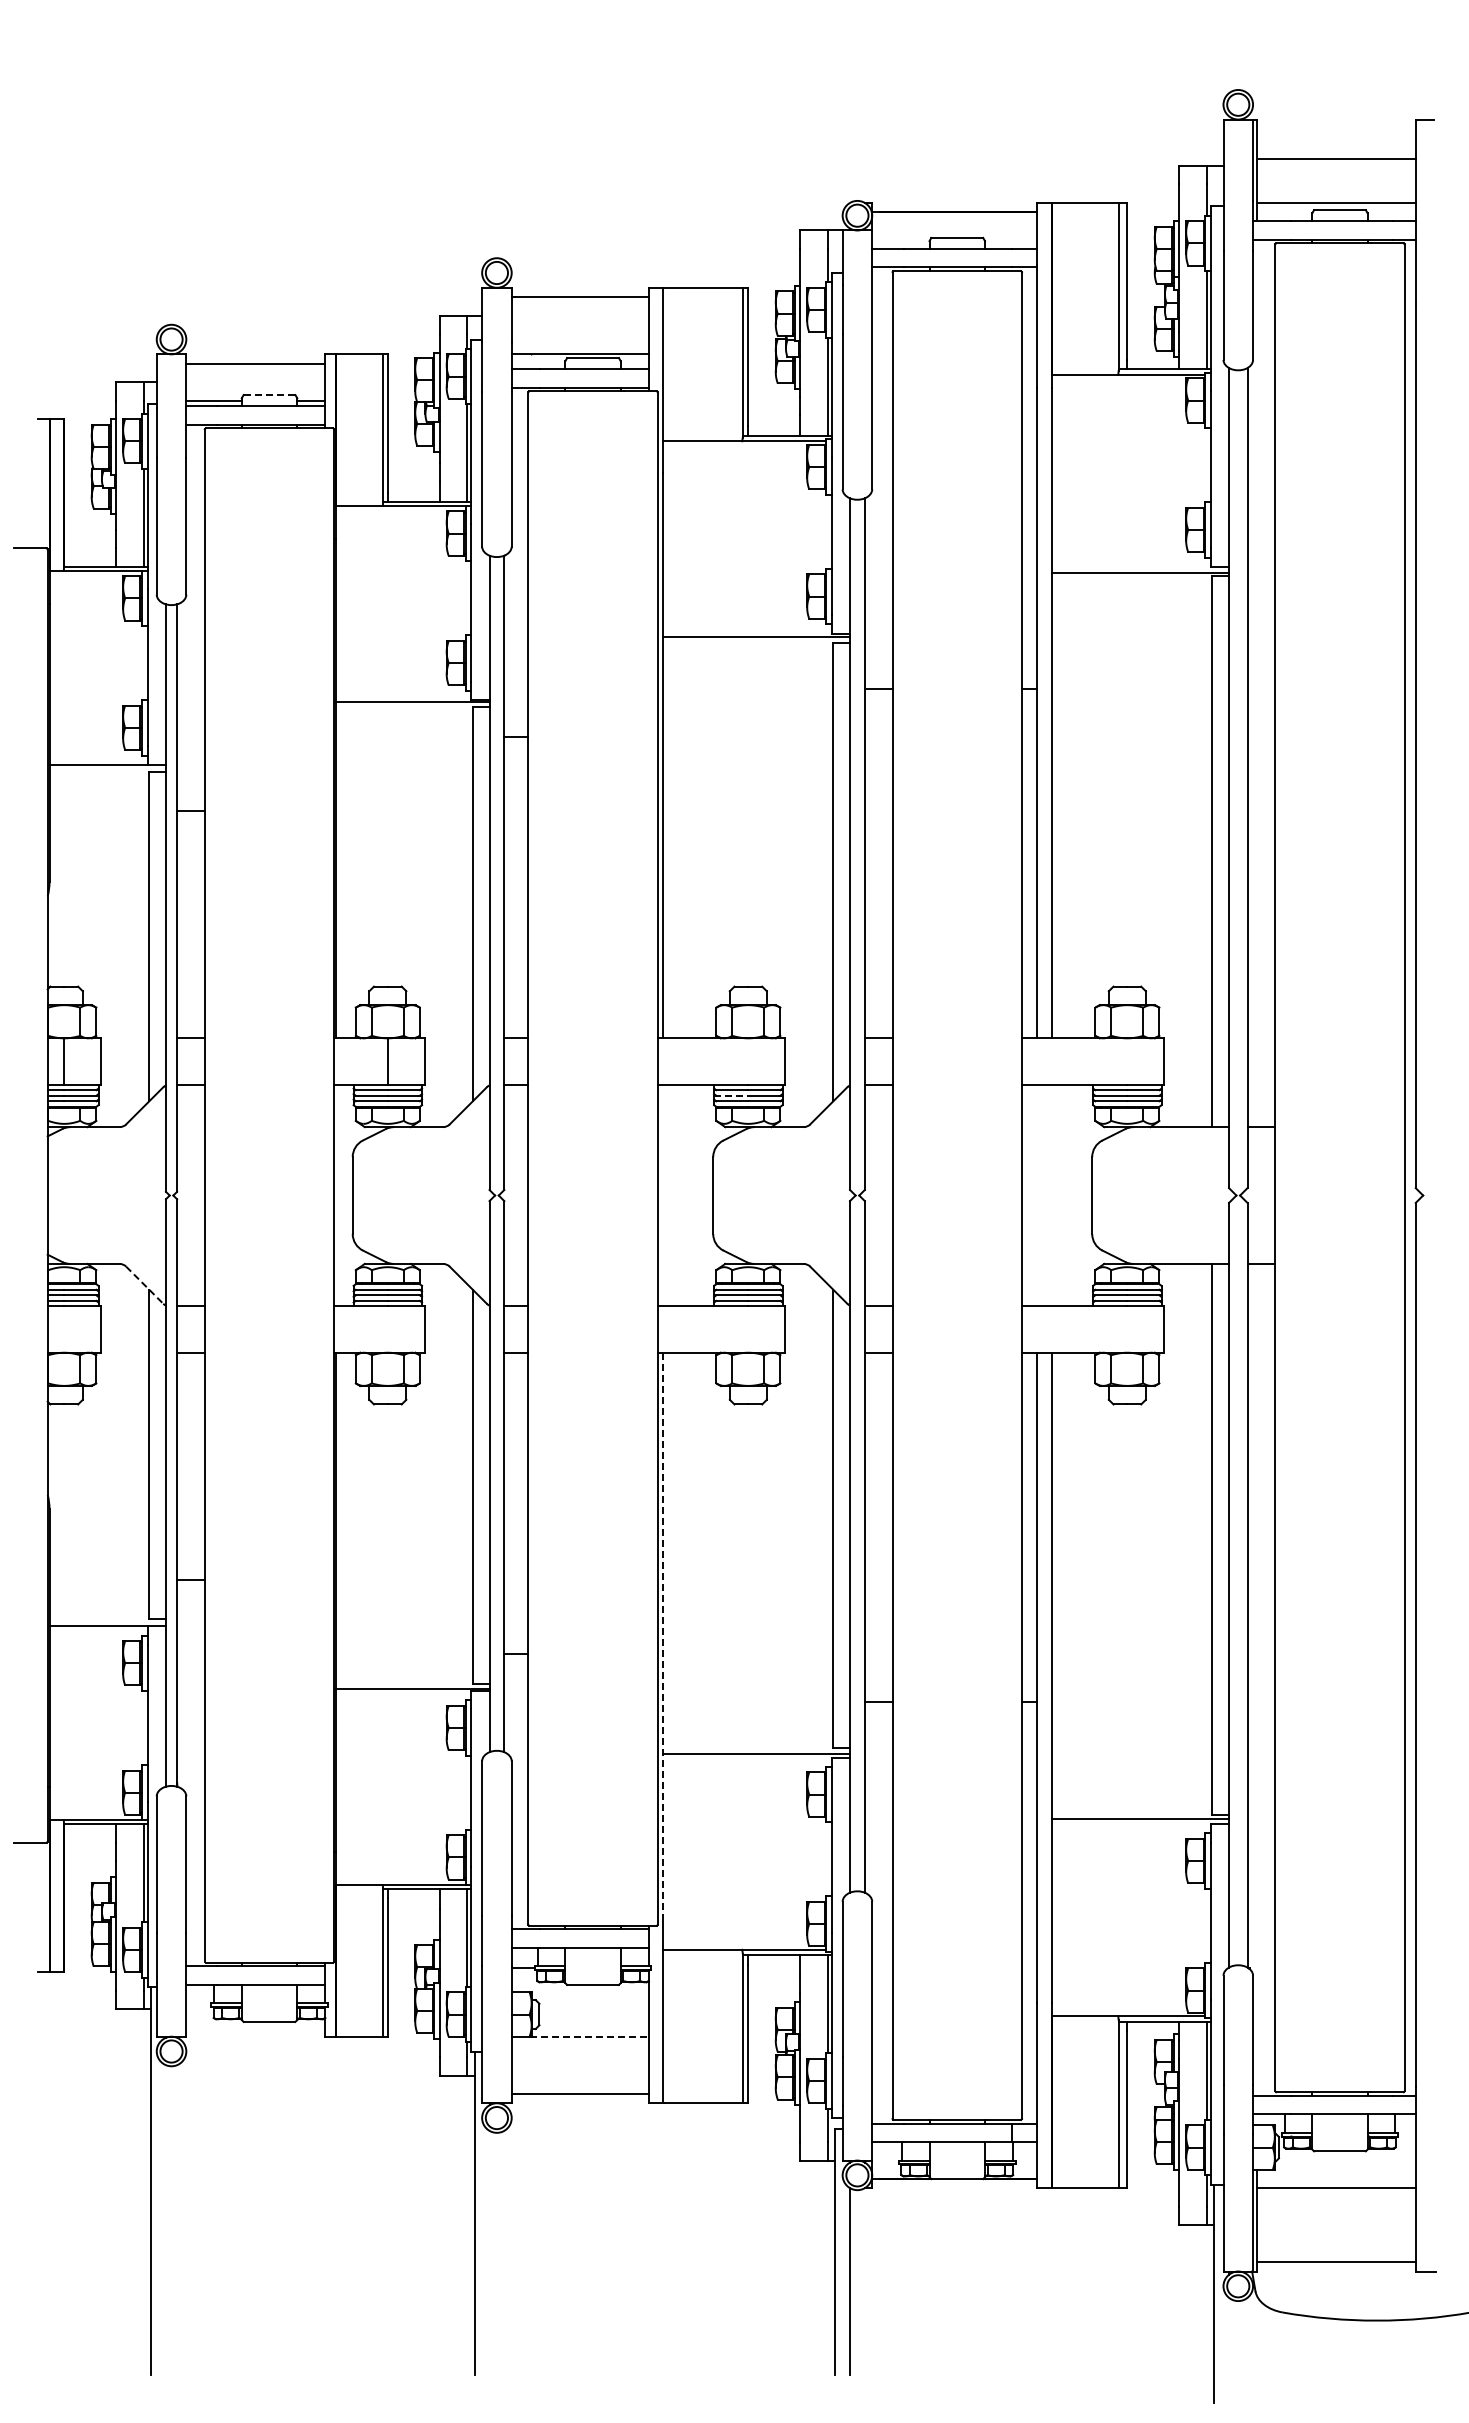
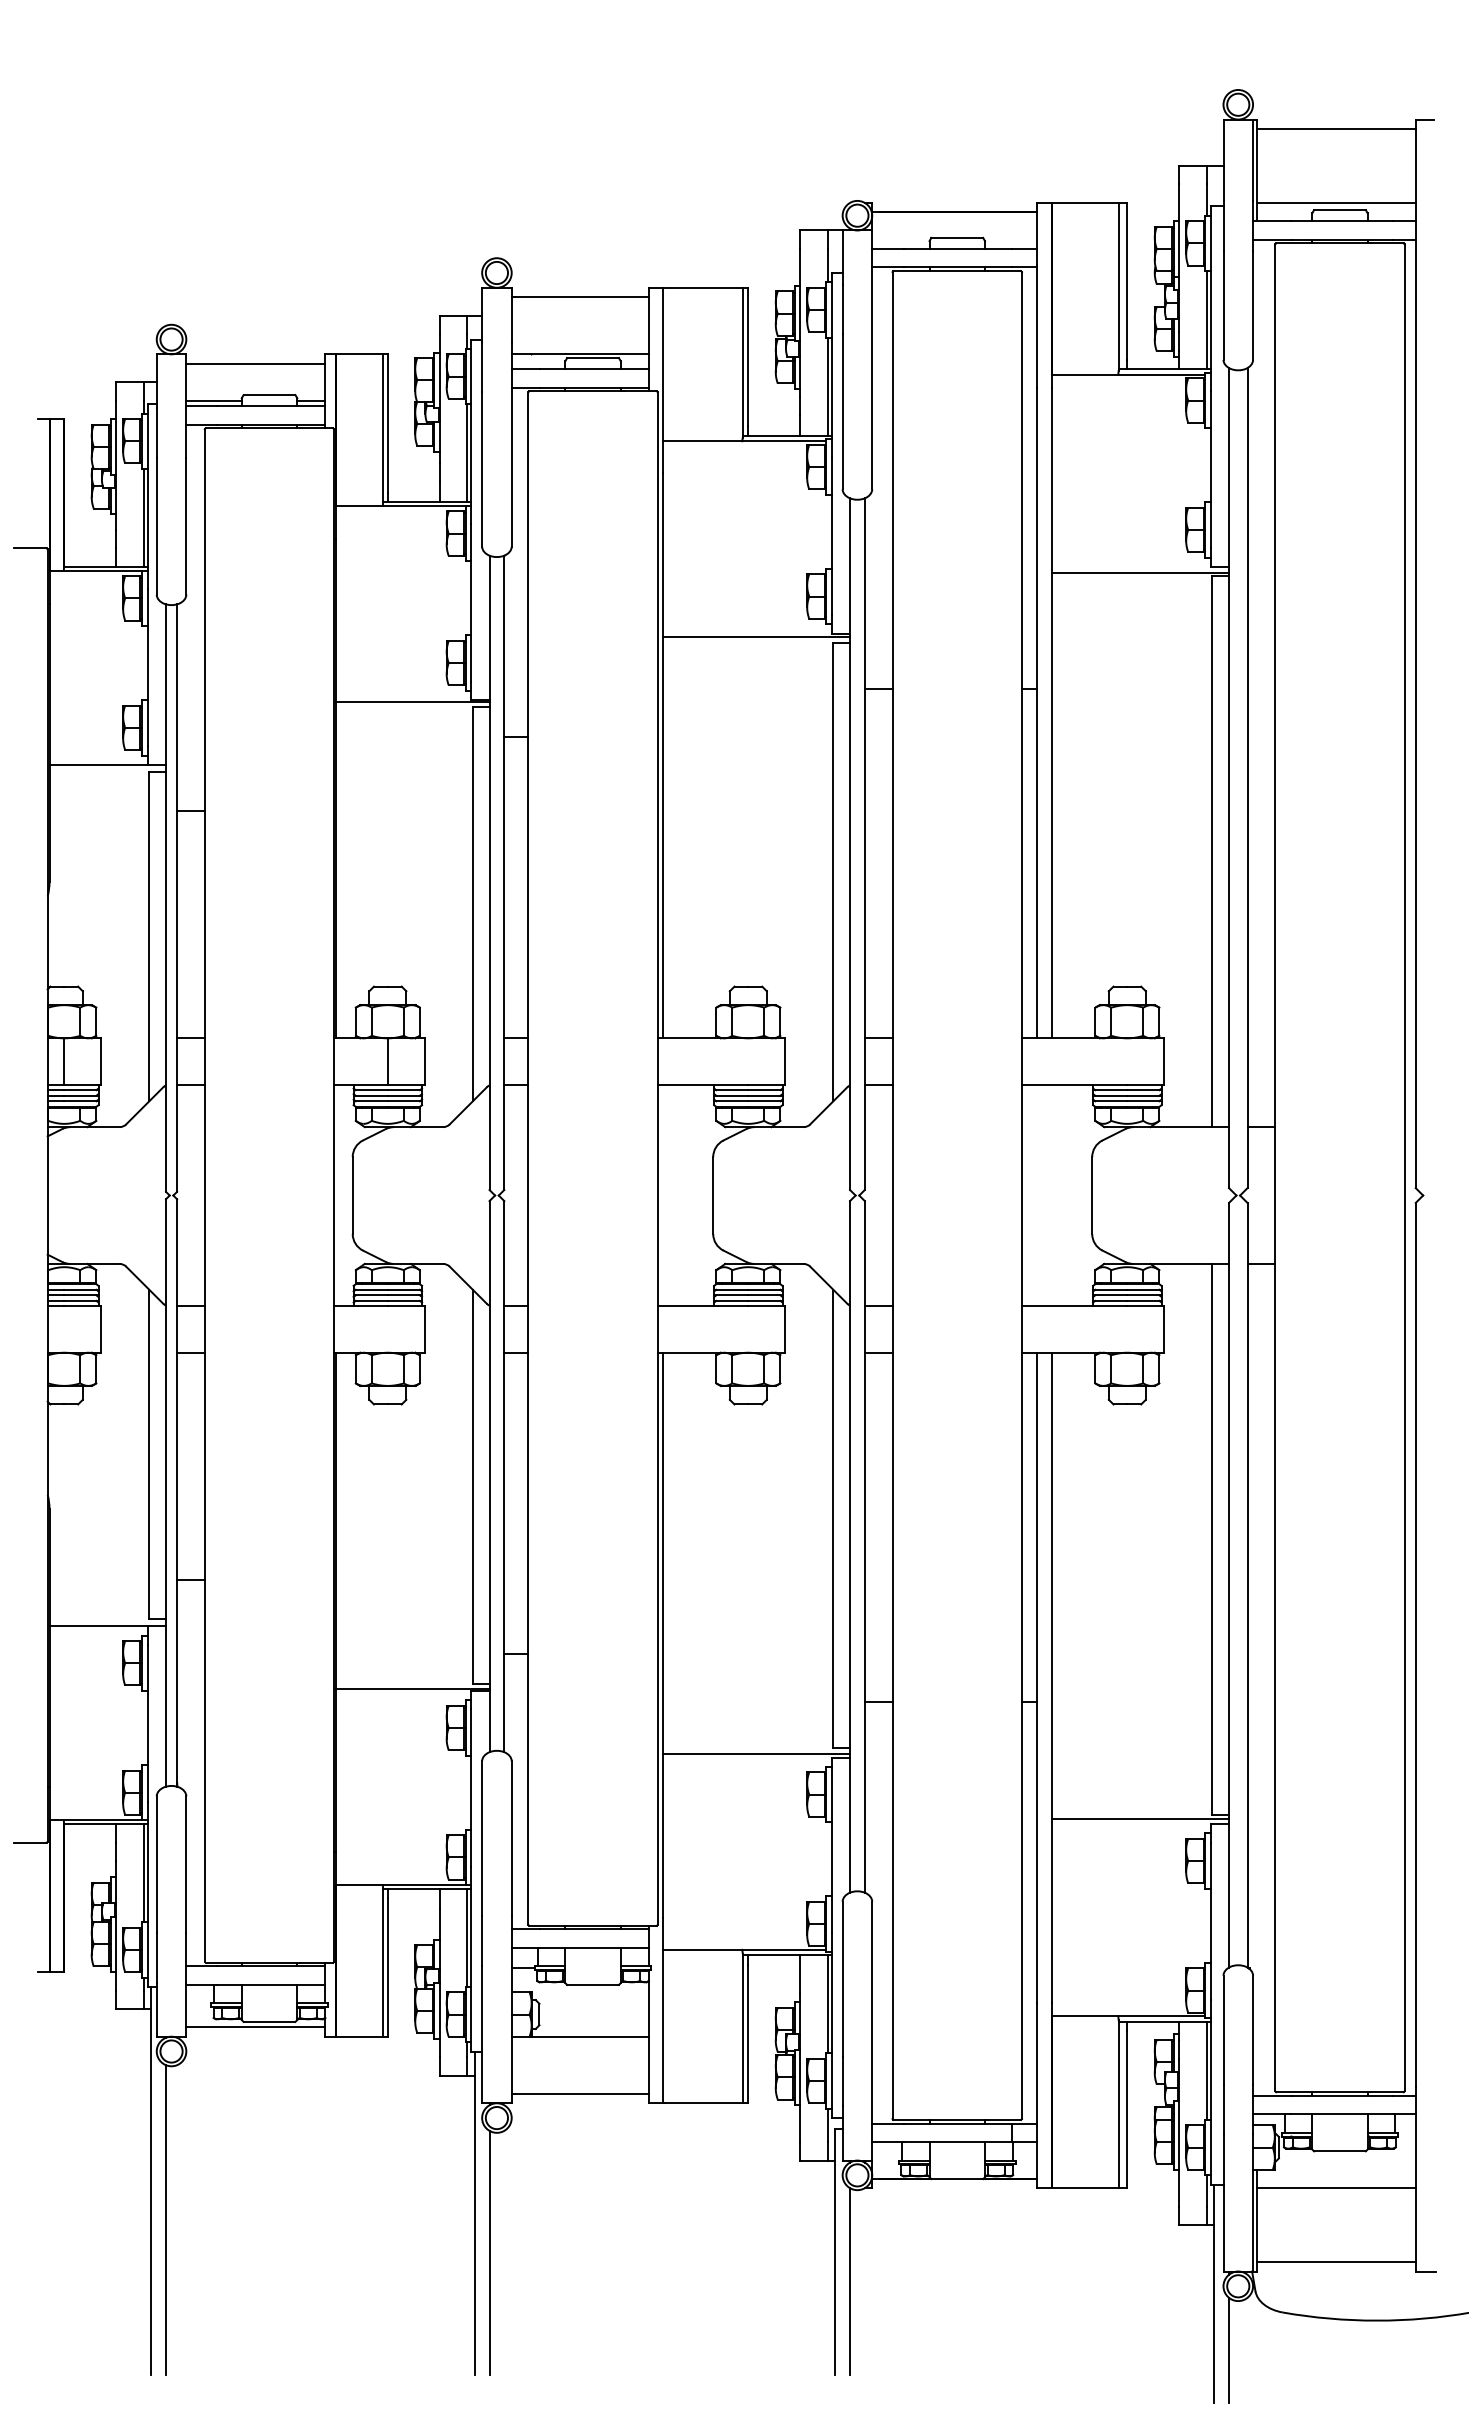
line position: (1335, 158) -> (1335, 128) (1335, 128)
line: dashed -> solid (269, 395)
line: dashed -> solid (731, 1095)
line: dashed -> solid (145, 1285)
line: dashed -> solid (663, 1635)
line: none -> present (255, 2027)
line: dashed -> solid (589, 2036)
line: none -> present (166, 2220)
line: none -> present (489, 2252)
line: none -> present (1229, 2349)
